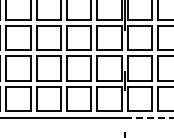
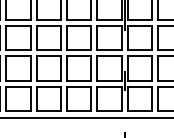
line: dashed -> solid (149, 117)
